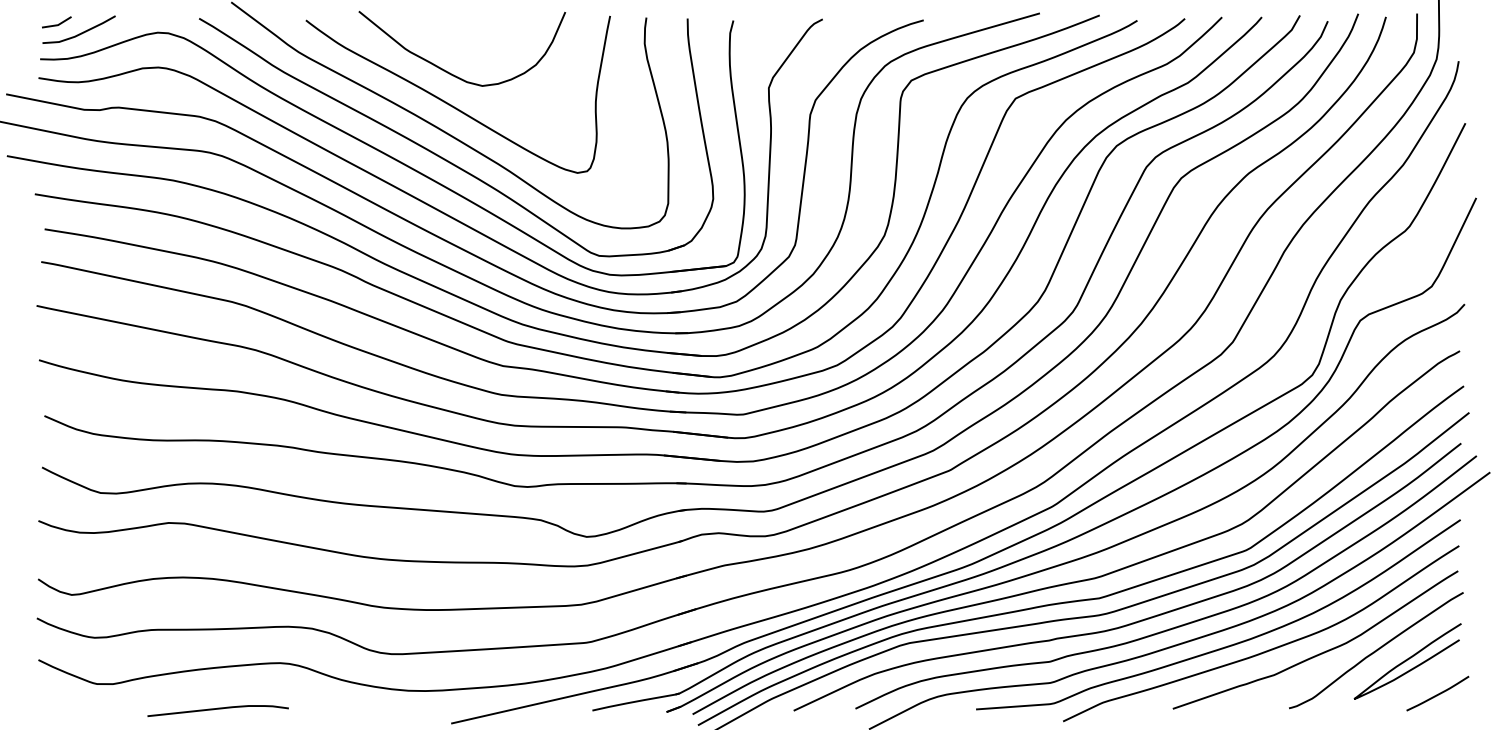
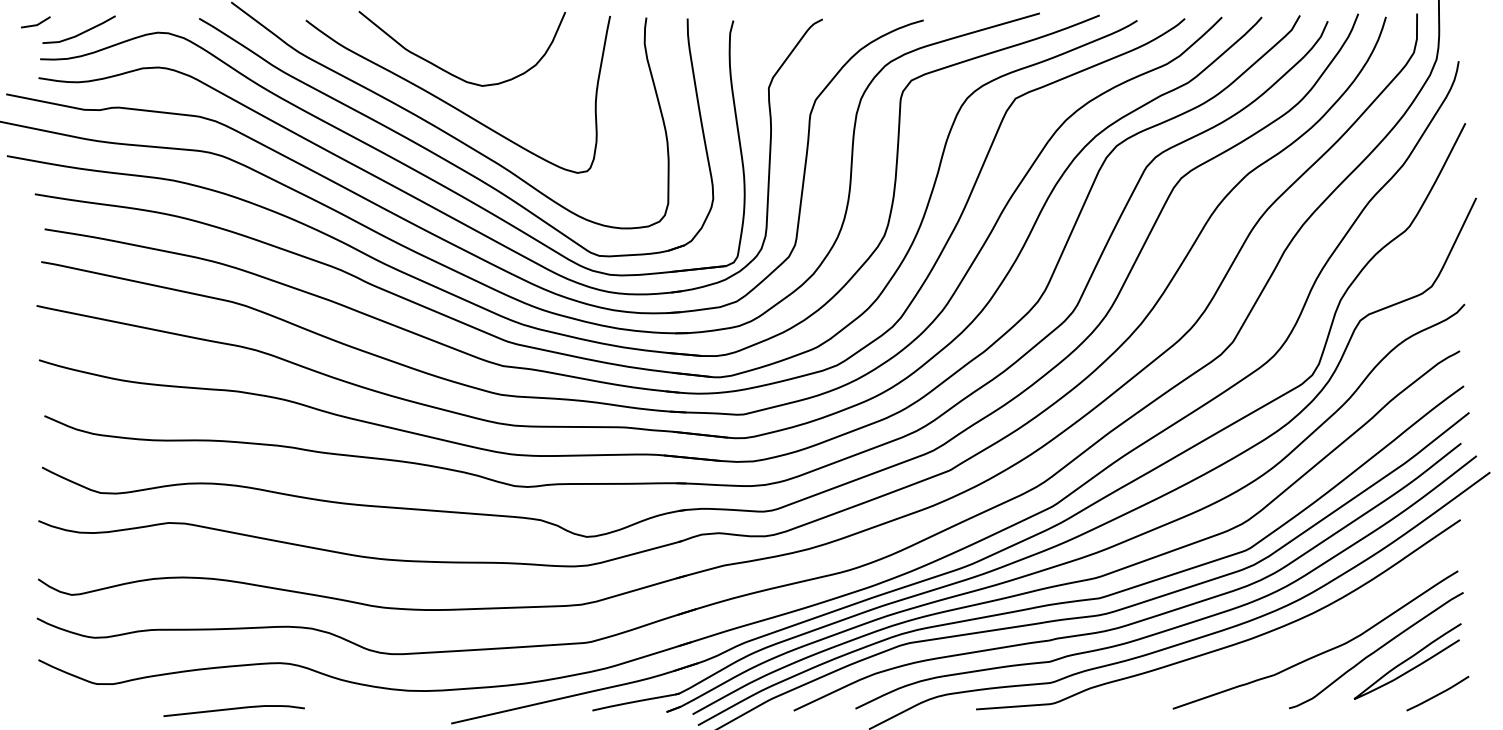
line position: (56, 24) -> (35, 24) (35, 24)
curve: present -> none (1268, 649)
curve position: (217, 709) -> (233, 709) (233, 709)
